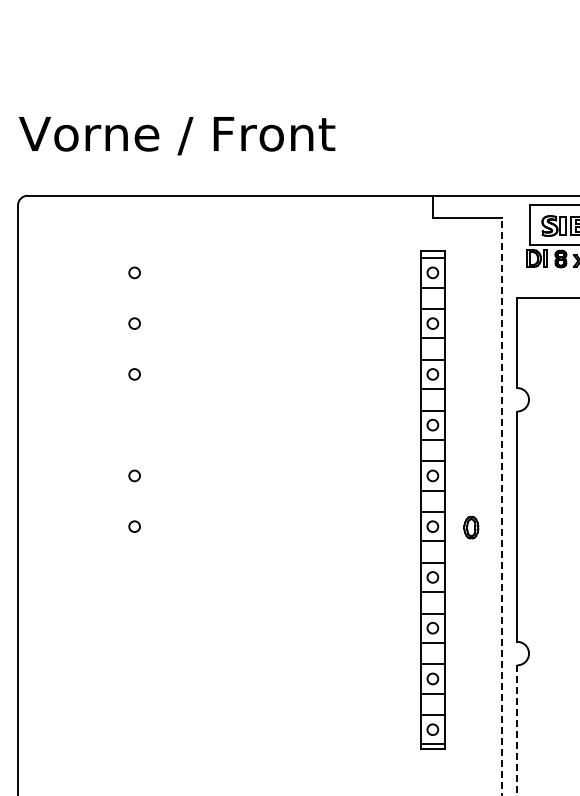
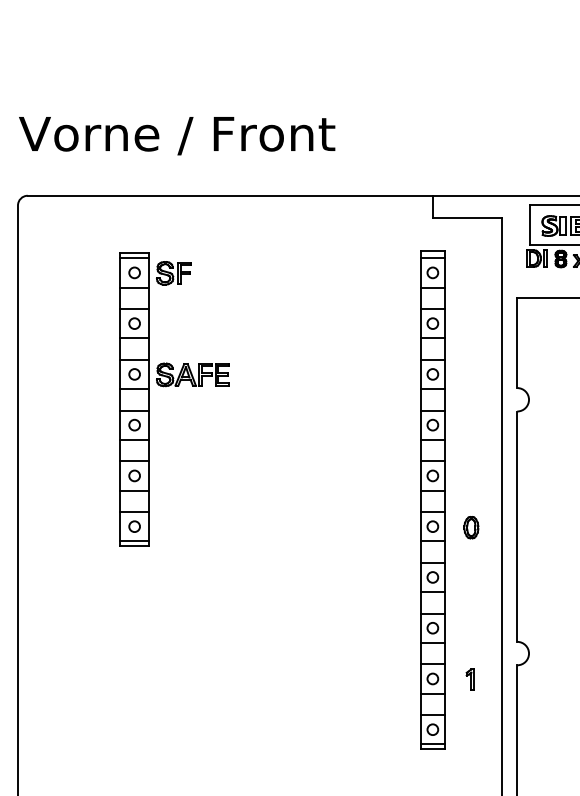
part: none -> present (174, 386)
line: dashed -> solid (502, 507)
part: none -> present (469, 679)
line: dashed -> solid (517, 731)
